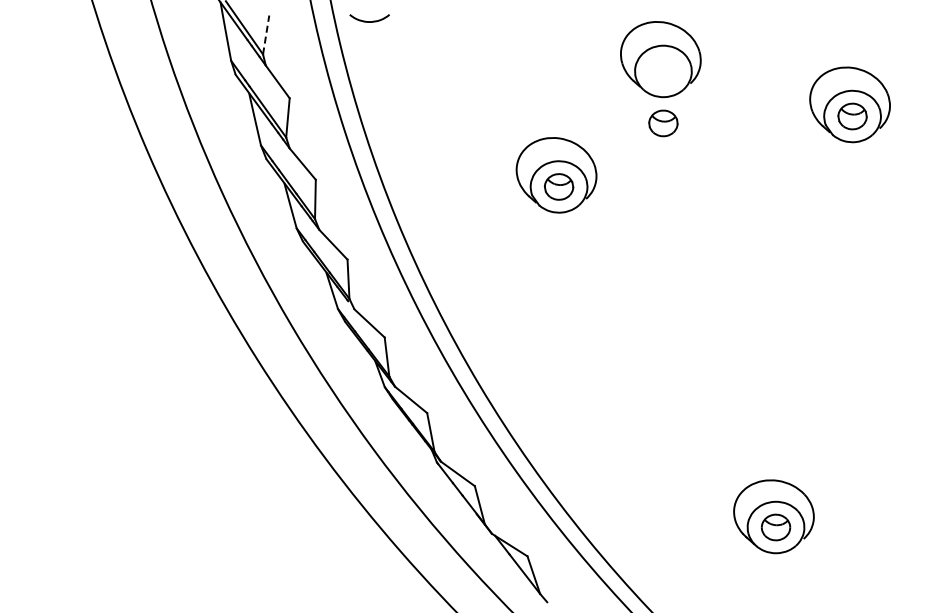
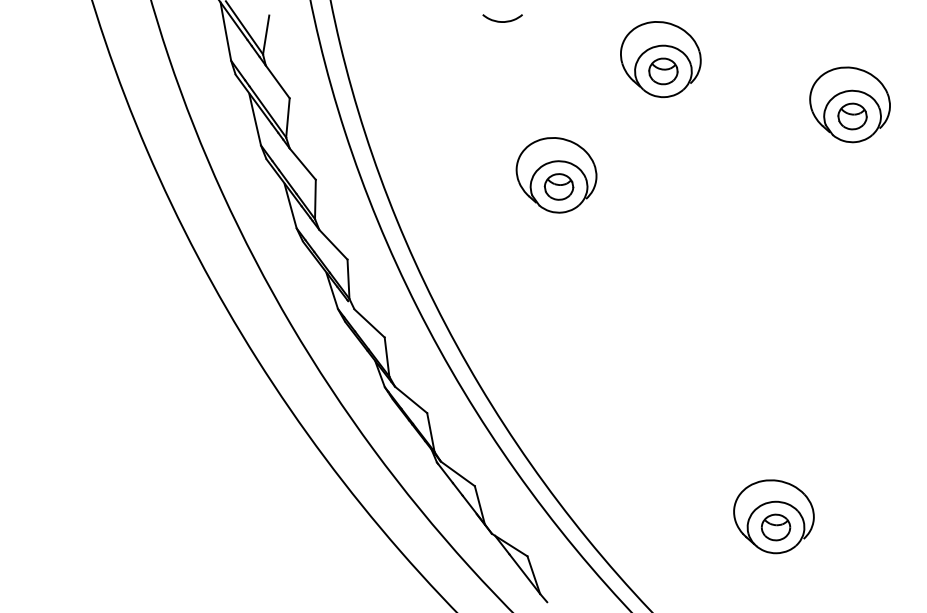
curve position: (369, 21) -> (502, 21) (502, 21)
line: dashed -> solid (266, 34)
part position: (663, 123) -> (663, 71) (663, 71)
